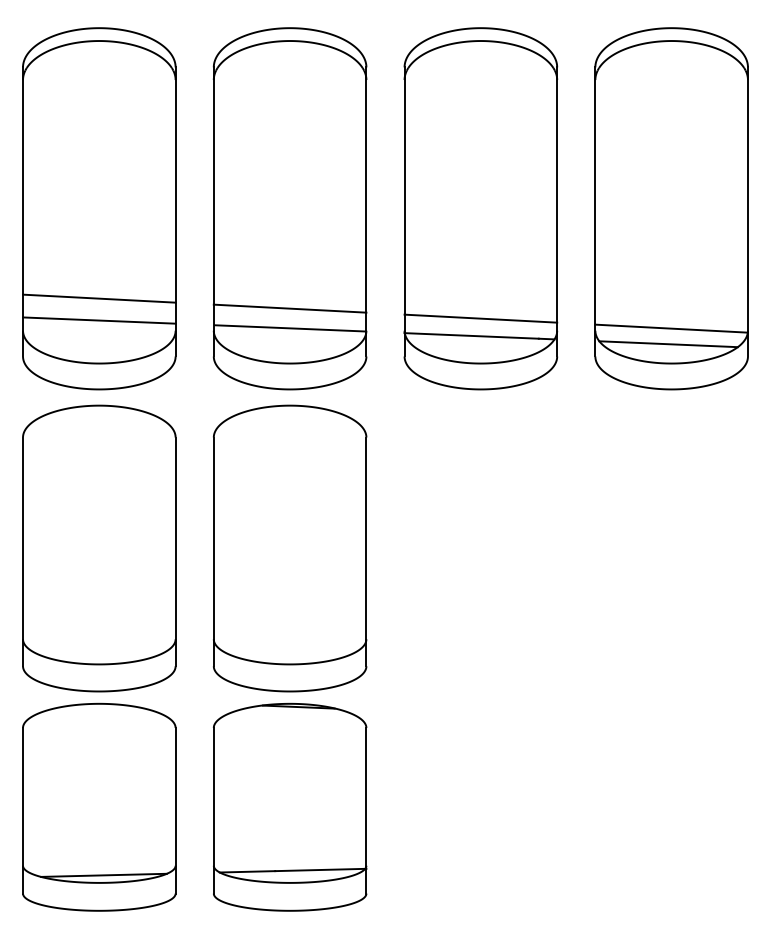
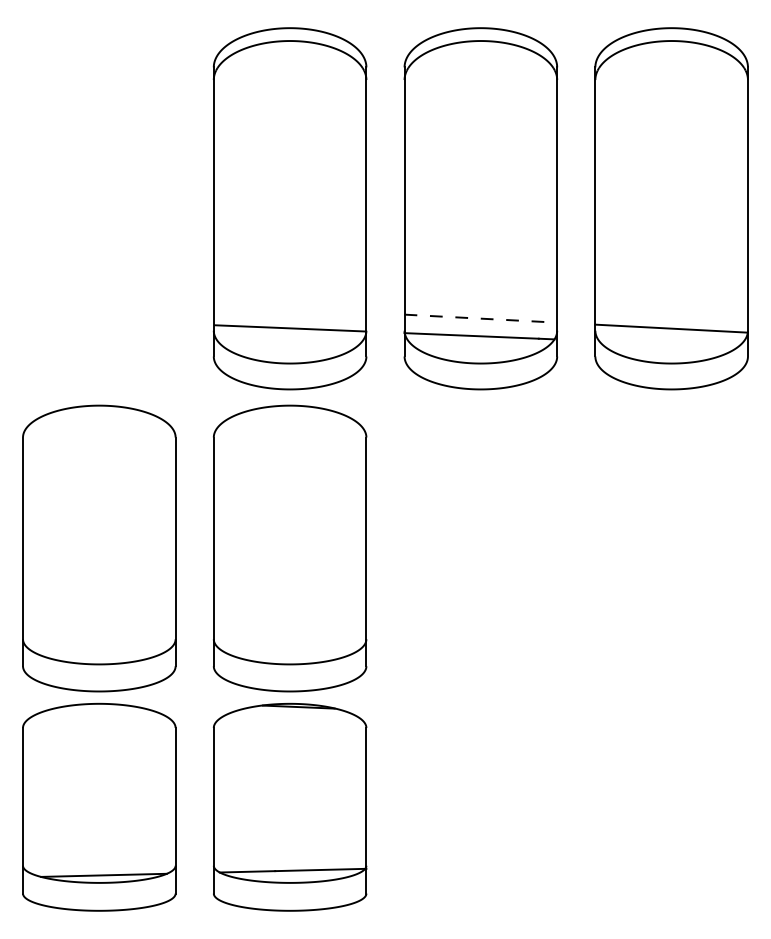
part: present -> none (99, 208)
line: present -> none (289, 308)
line: solid -> dashed (481, 318)
line: present -> none (668, 344)
